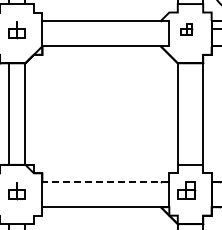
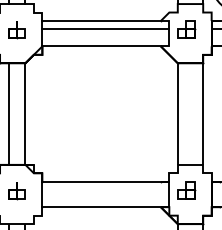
line: none -> present (105, 29)
part size: 14x13 px -> 20x19 px (186, 29)
line: dashed -> solid (105, 181)
